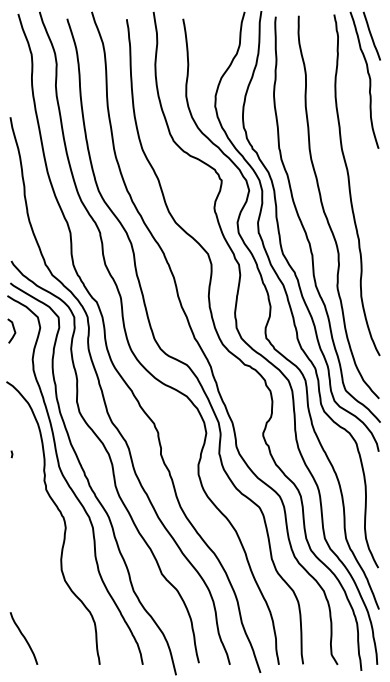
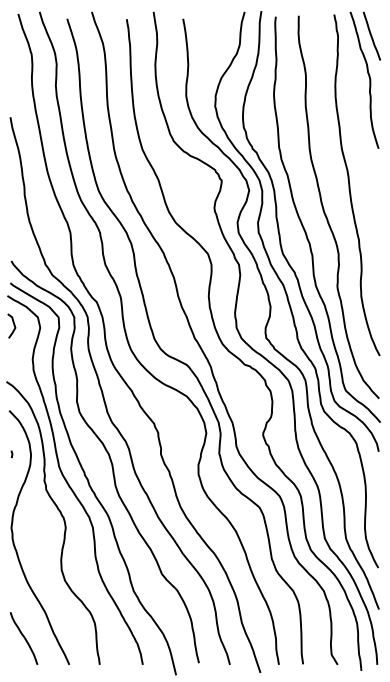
curve position: (13, 330) -> (13, 325) (13, 325)
curve: none -> present (15, 545)
